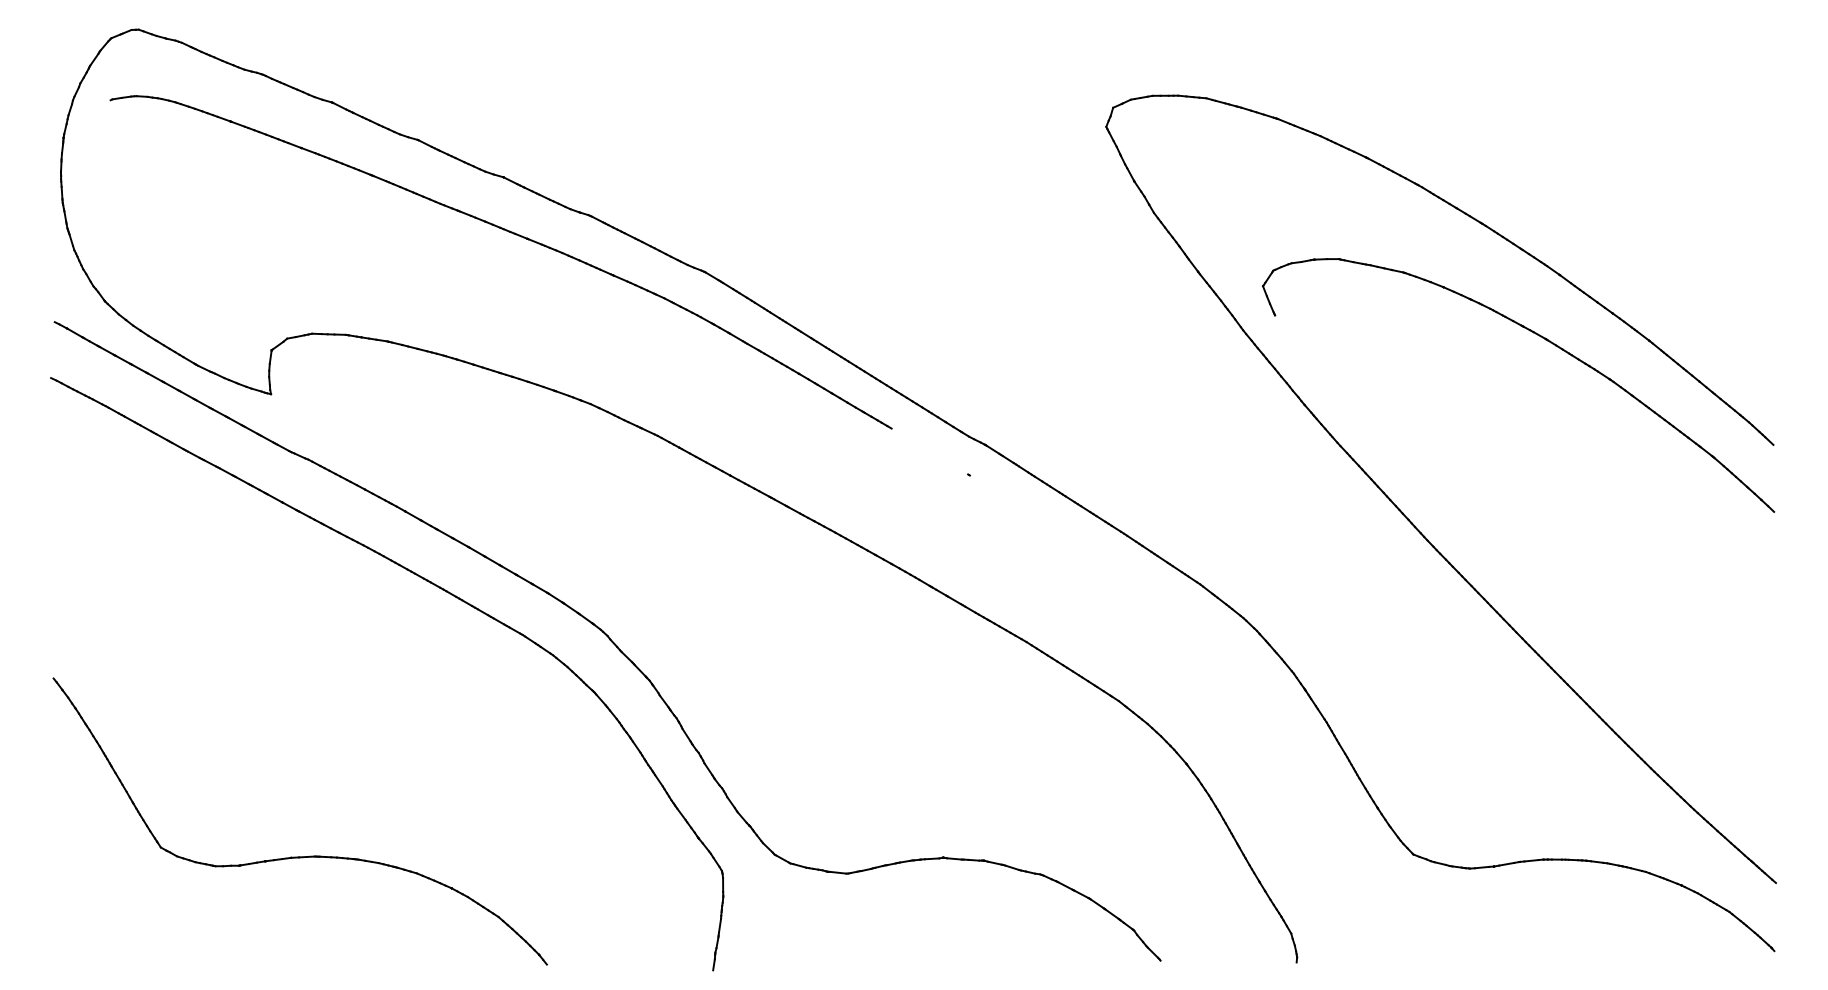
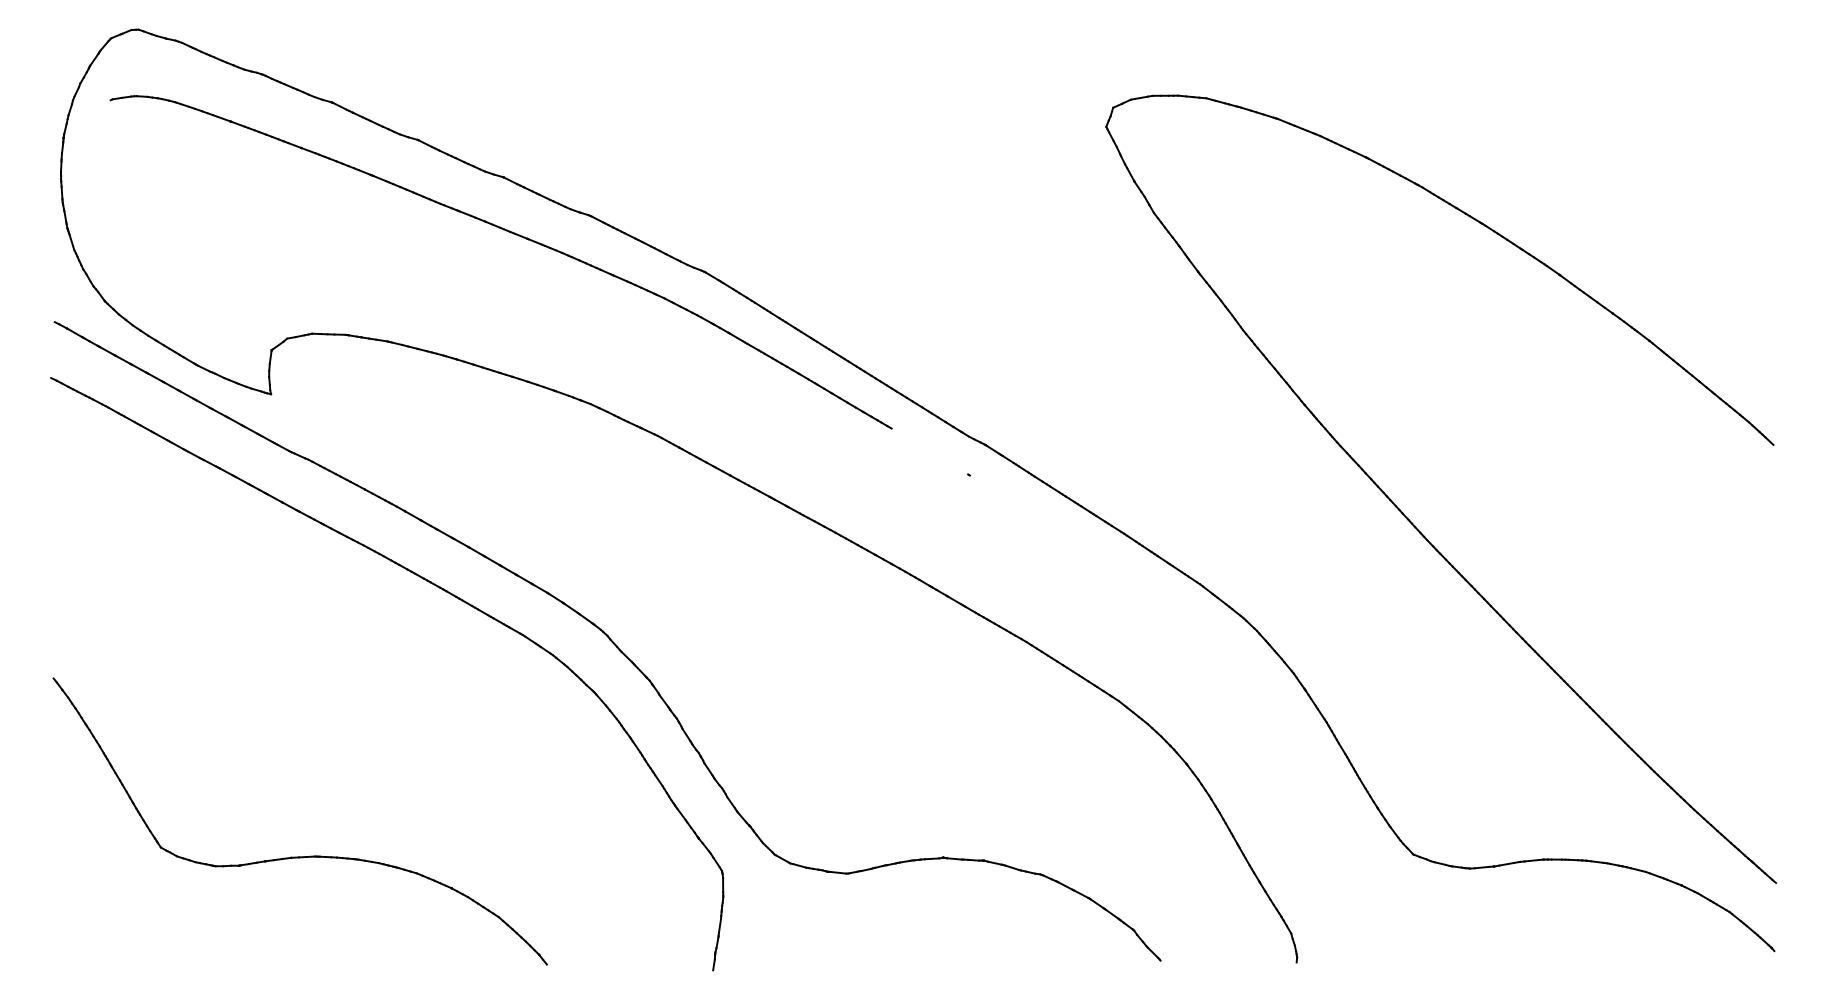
part: present -> none (1545, 340)
